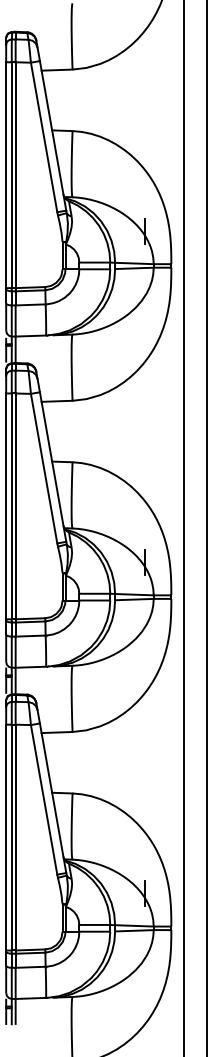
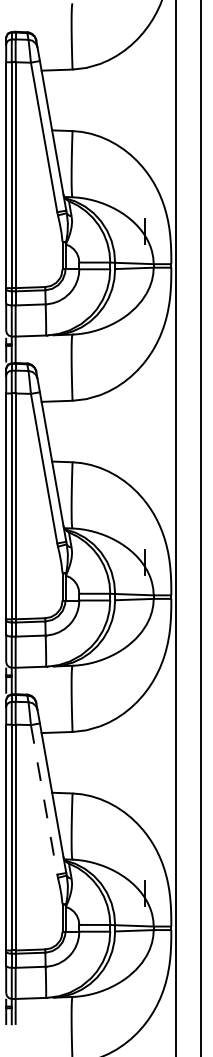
line position: (183, 527) -> (175, 527) (175, 527)
line position: (206, 527) -> (200, 527) (200, 527)
line: solid -> dashed (44, 799)
